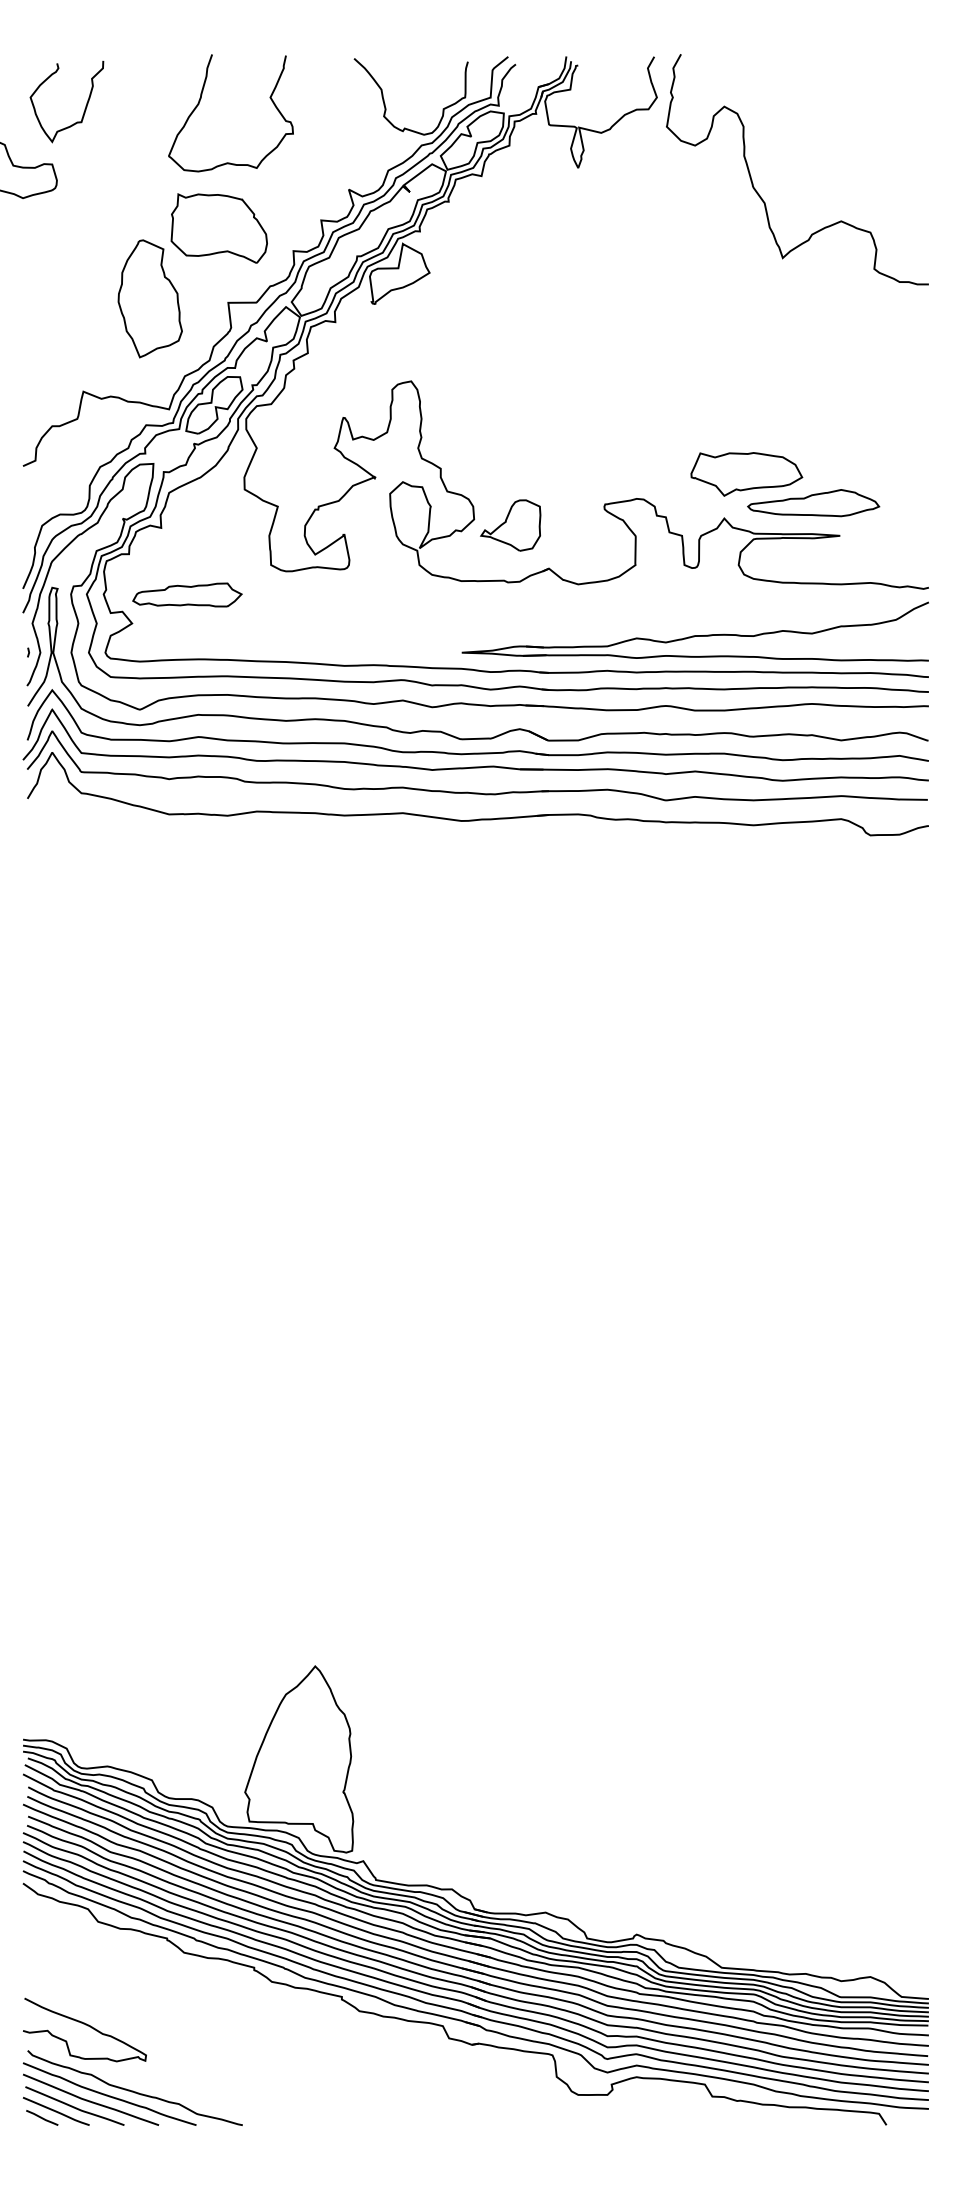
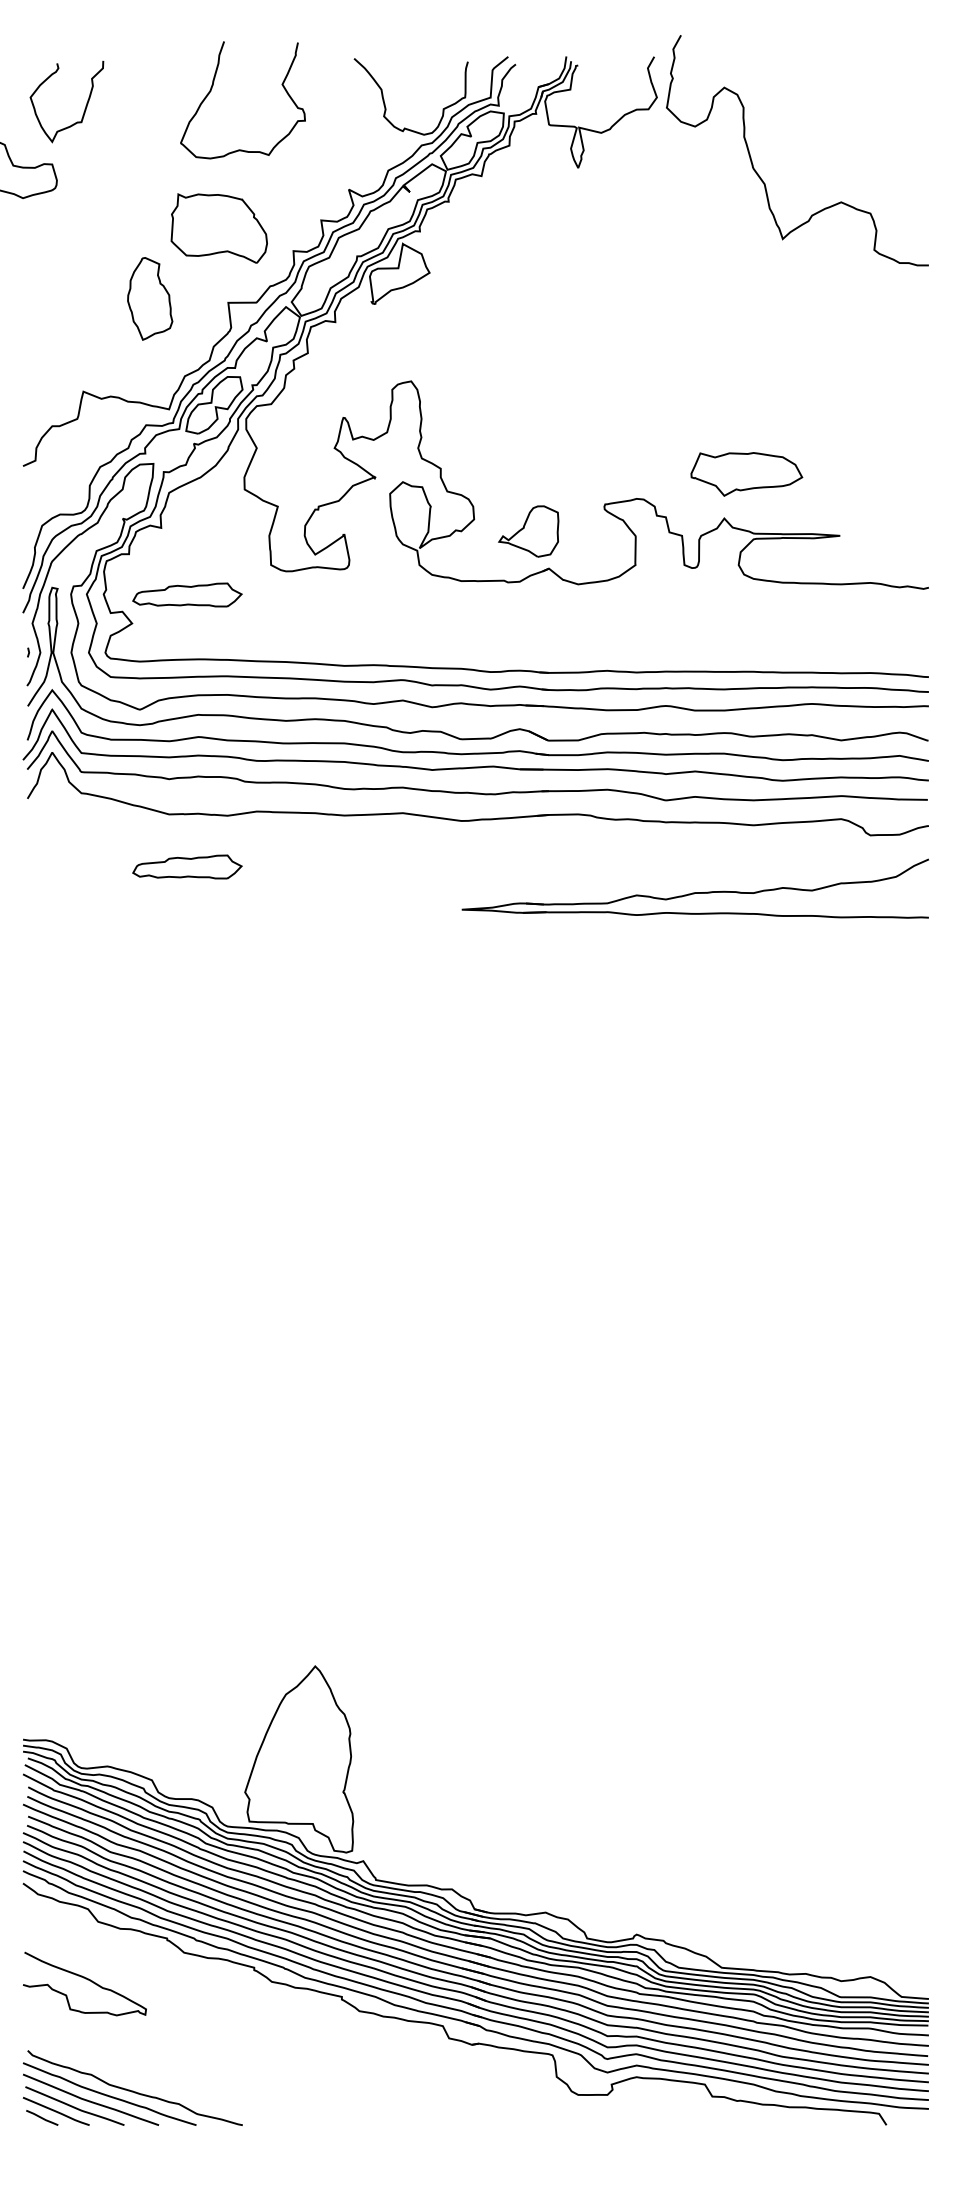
curve position: (199, 104) -> (211, 91) (211, 91)
curve position: (760, 195) -> (760, 176) (760, 176)
part size: 66x120 px -> 47x84 px (150, 298)
part: present -> none (813, 503)
part position: (510, 525) -> (528, 531) (528, 531)
part position: (694, 631) -> (694, 888) (694, 888)
part: none -> present (187, 866)
curve position: (85, 2025) -> (85, 1979) (85, 1979)
